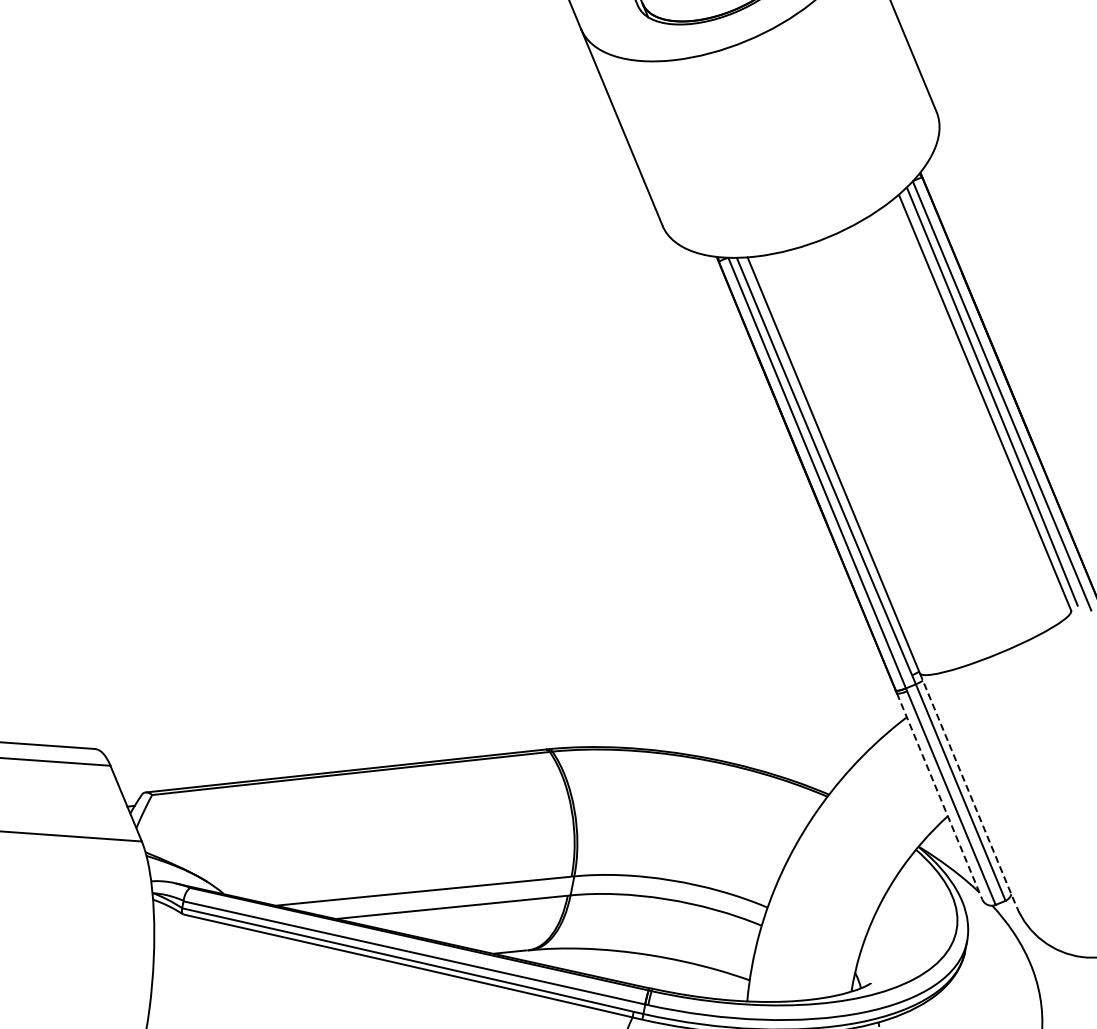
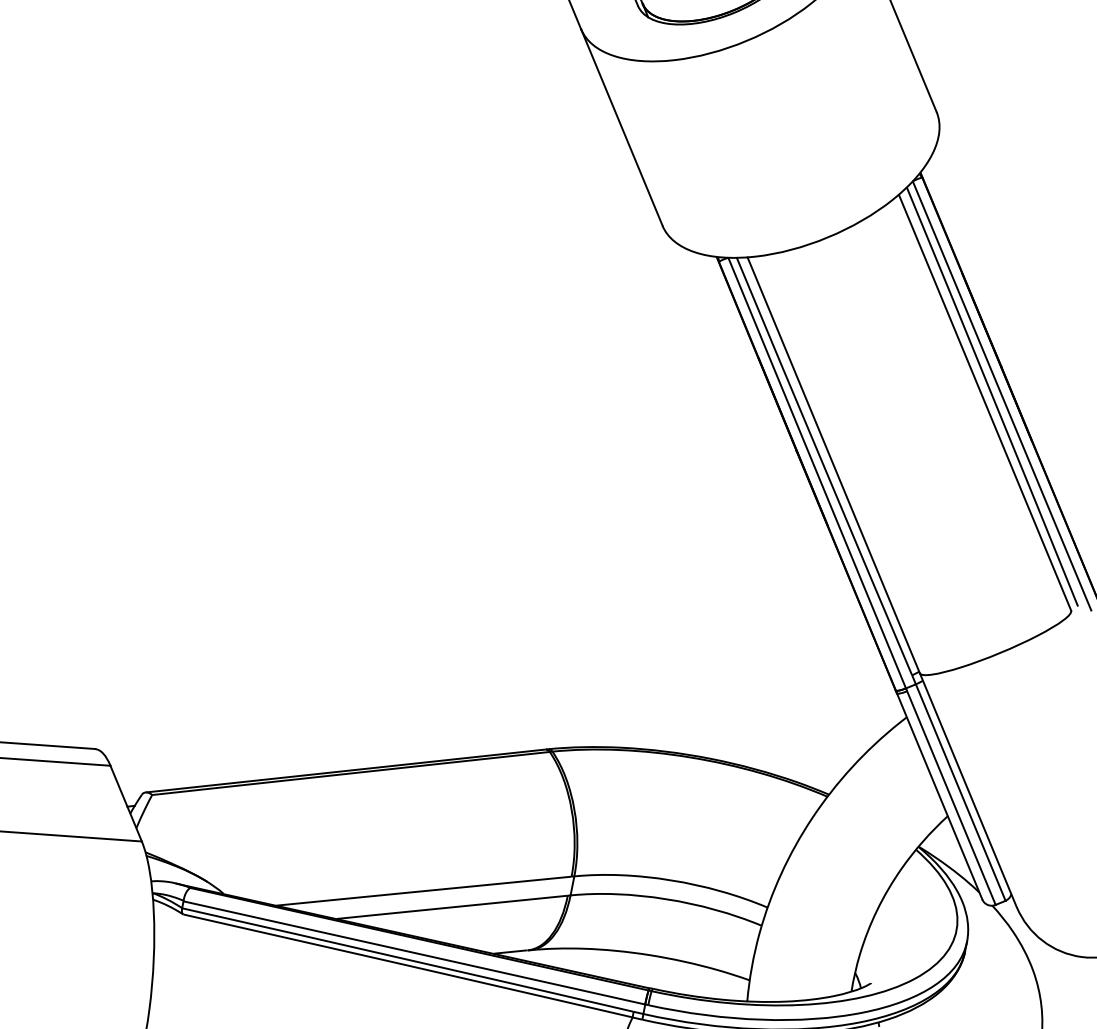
line: dashed -> solid (968, 790)
line: dashed -> solid (939, 796)
